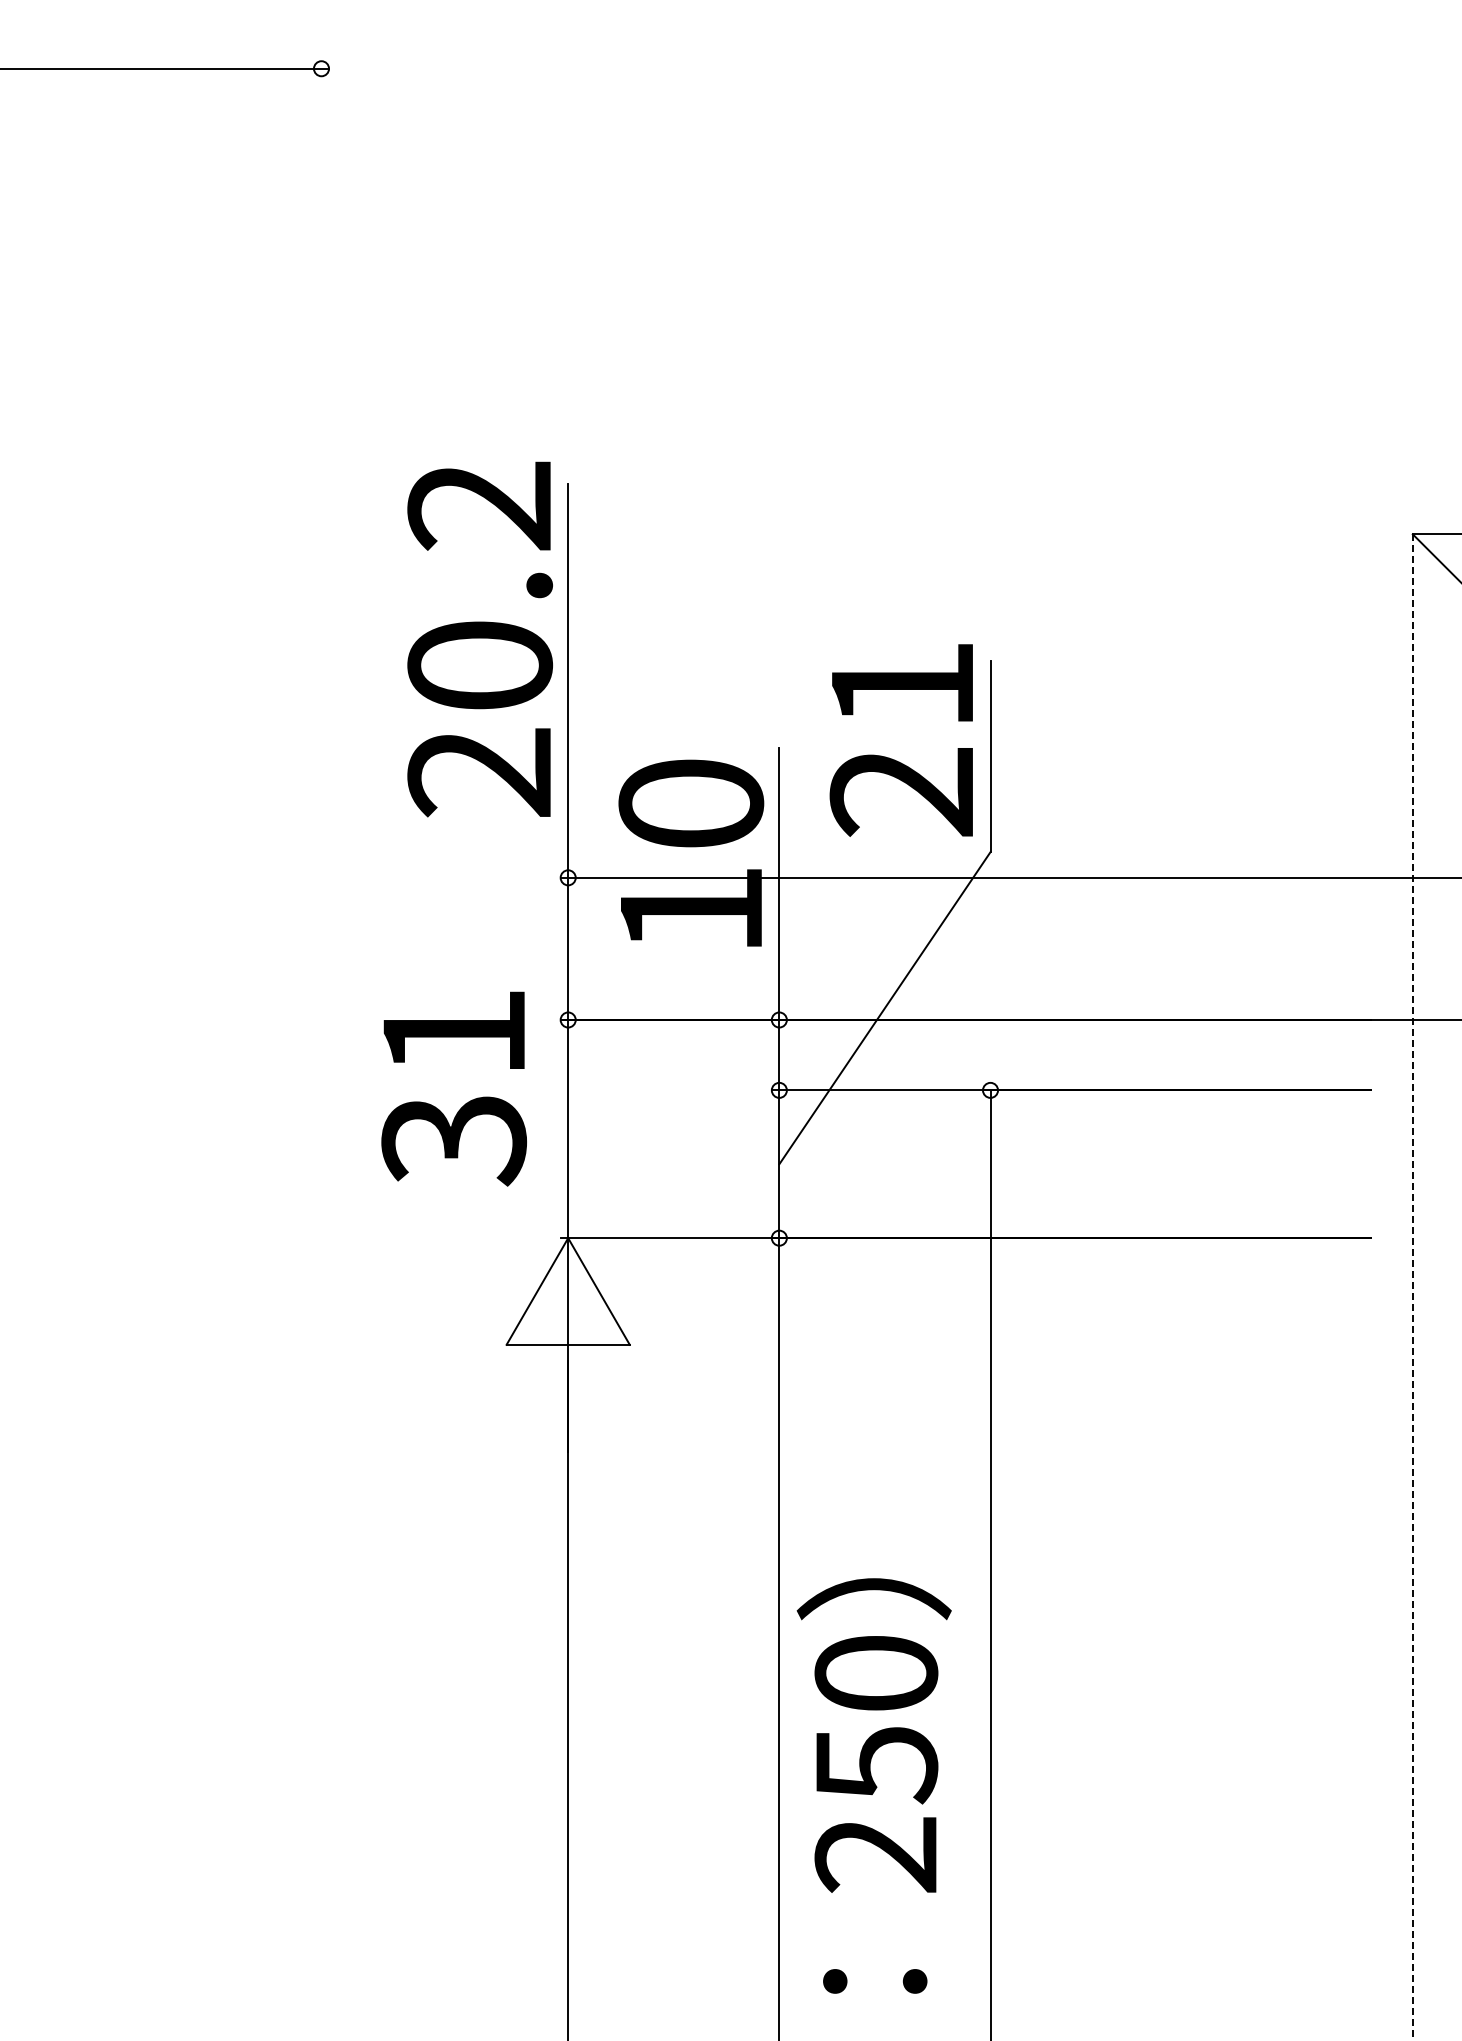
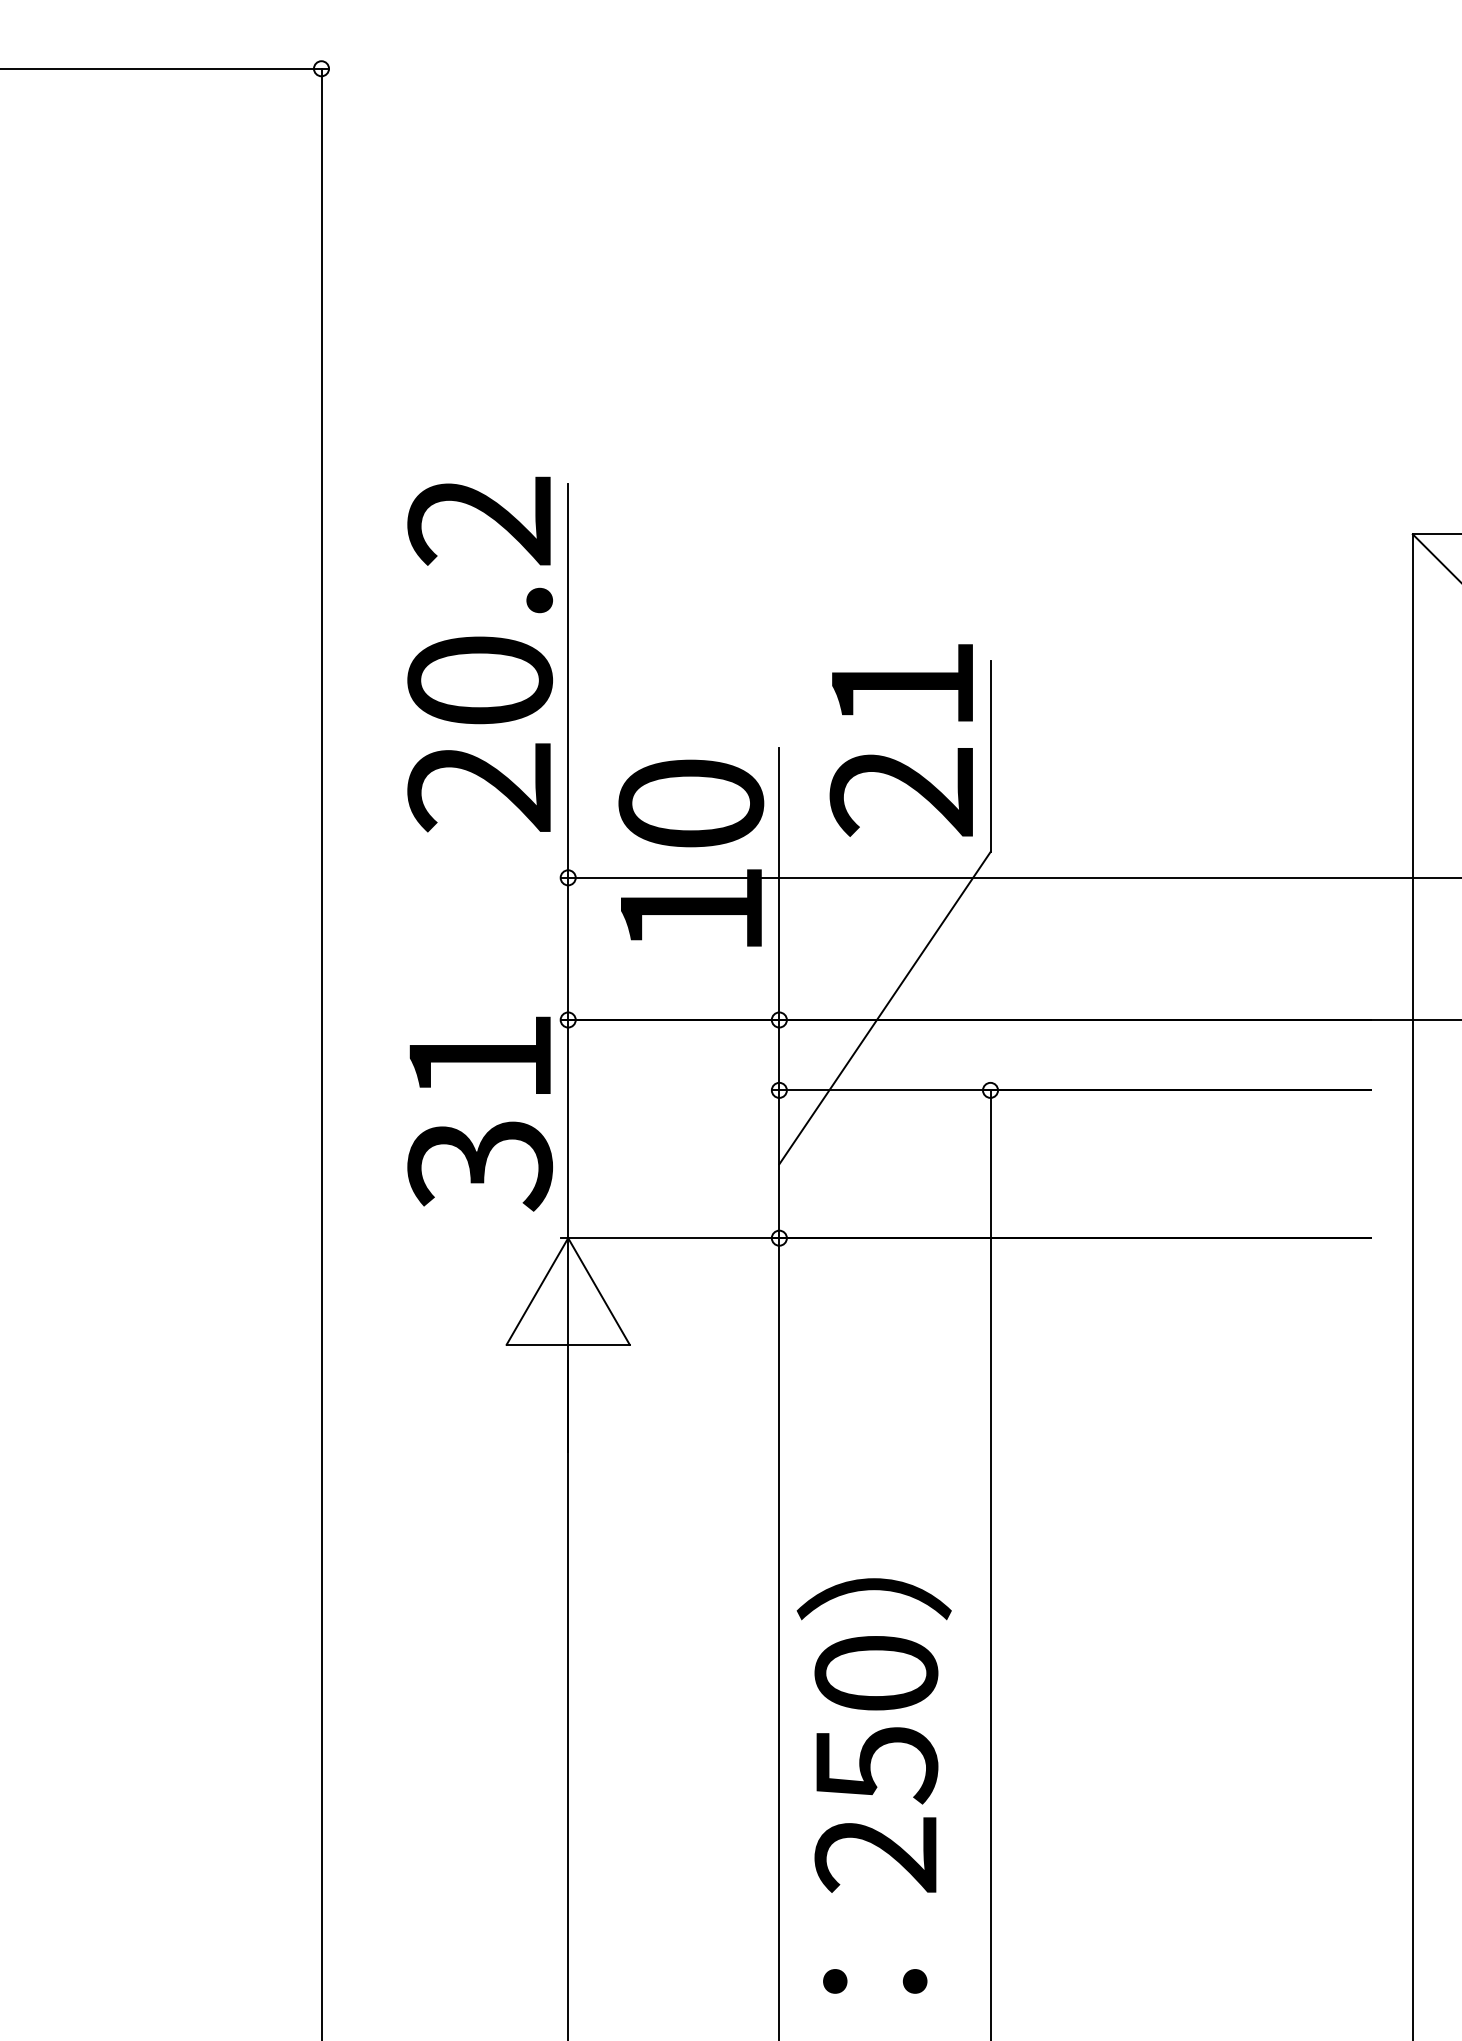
text position: (479, 639) -> (479, 654) (479, 654)
line: none -> present (321, 1052)
text position: (453, 1088) -> (479, 1113) (479, 1113)
line: dashed -> solid (1412, 1287)
